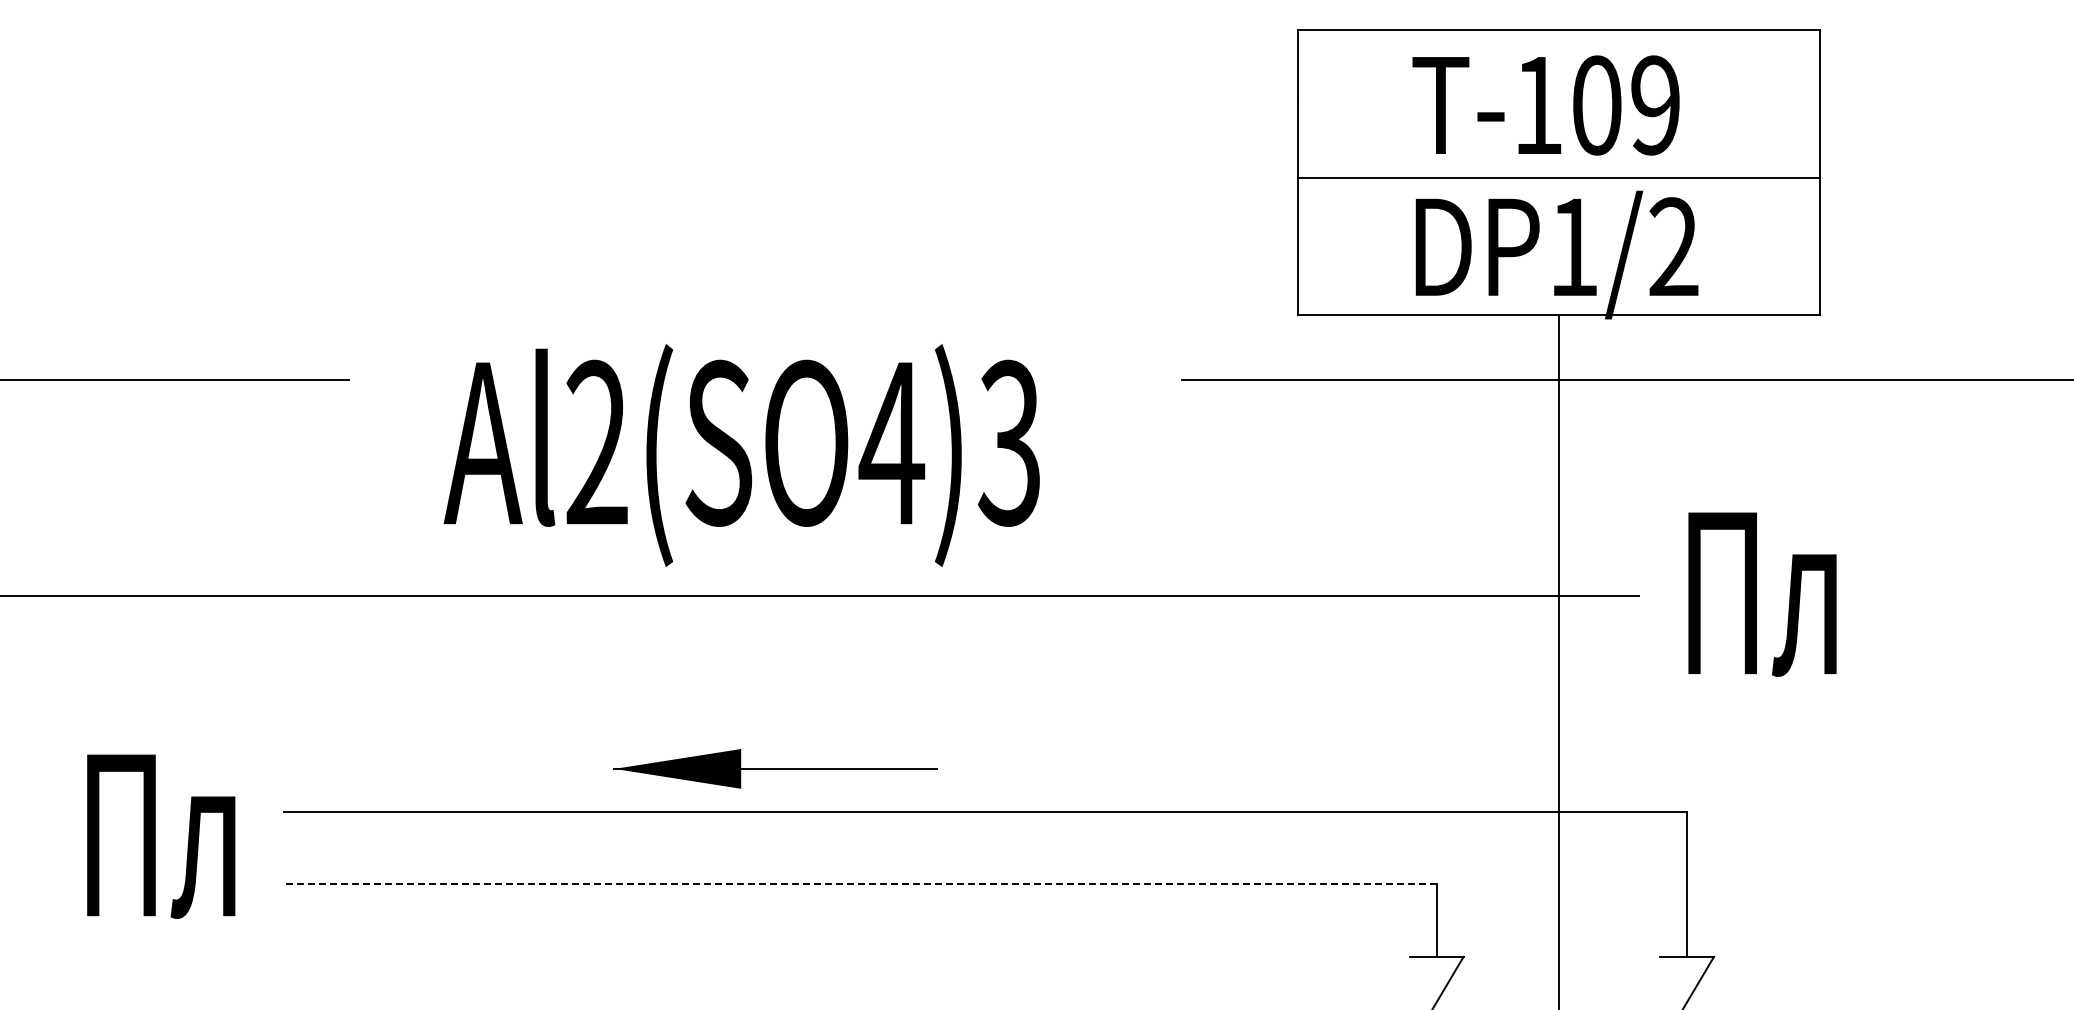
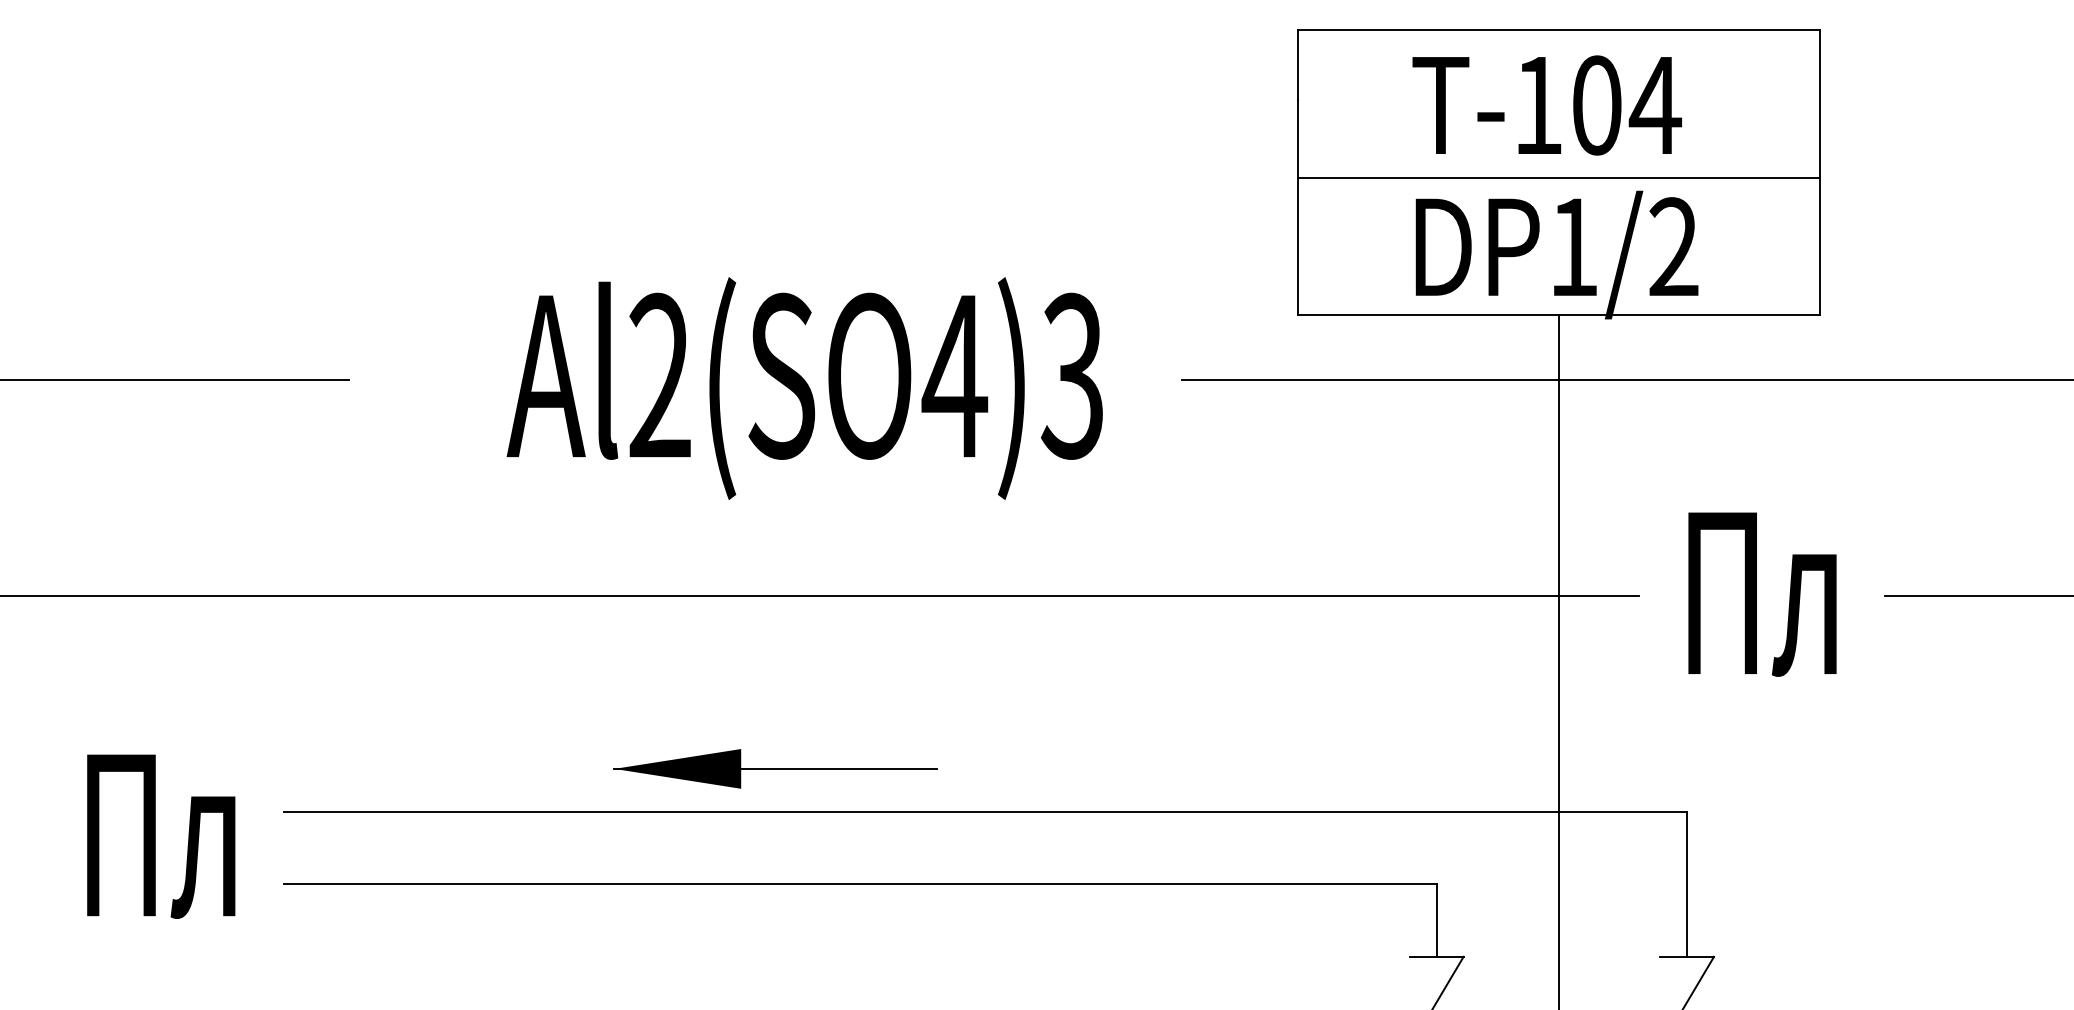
text: T-109 -> T-104 (1655, 105)
text position: (741, 455) -> (804, 388) (804, 388)
line: none -> present (1977, 595)
line: dashed -> solid (859, 884)
